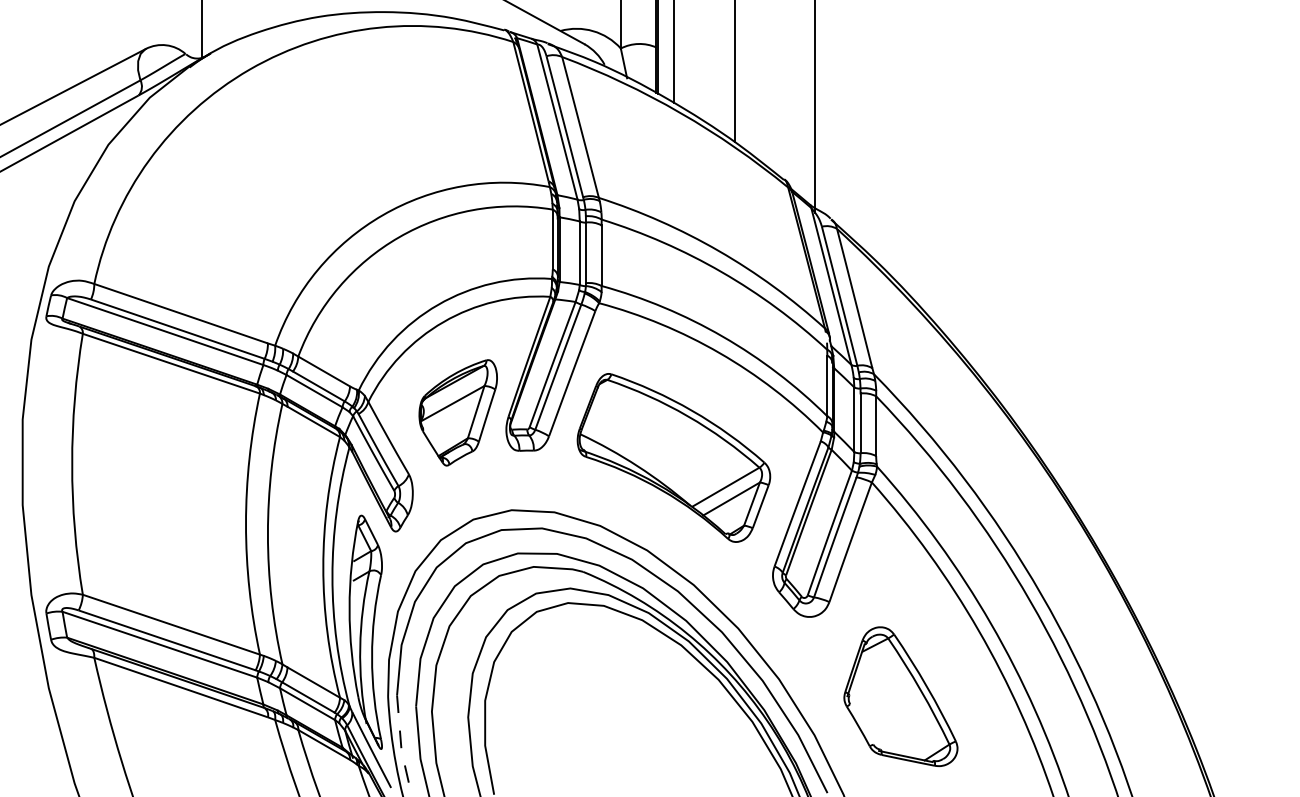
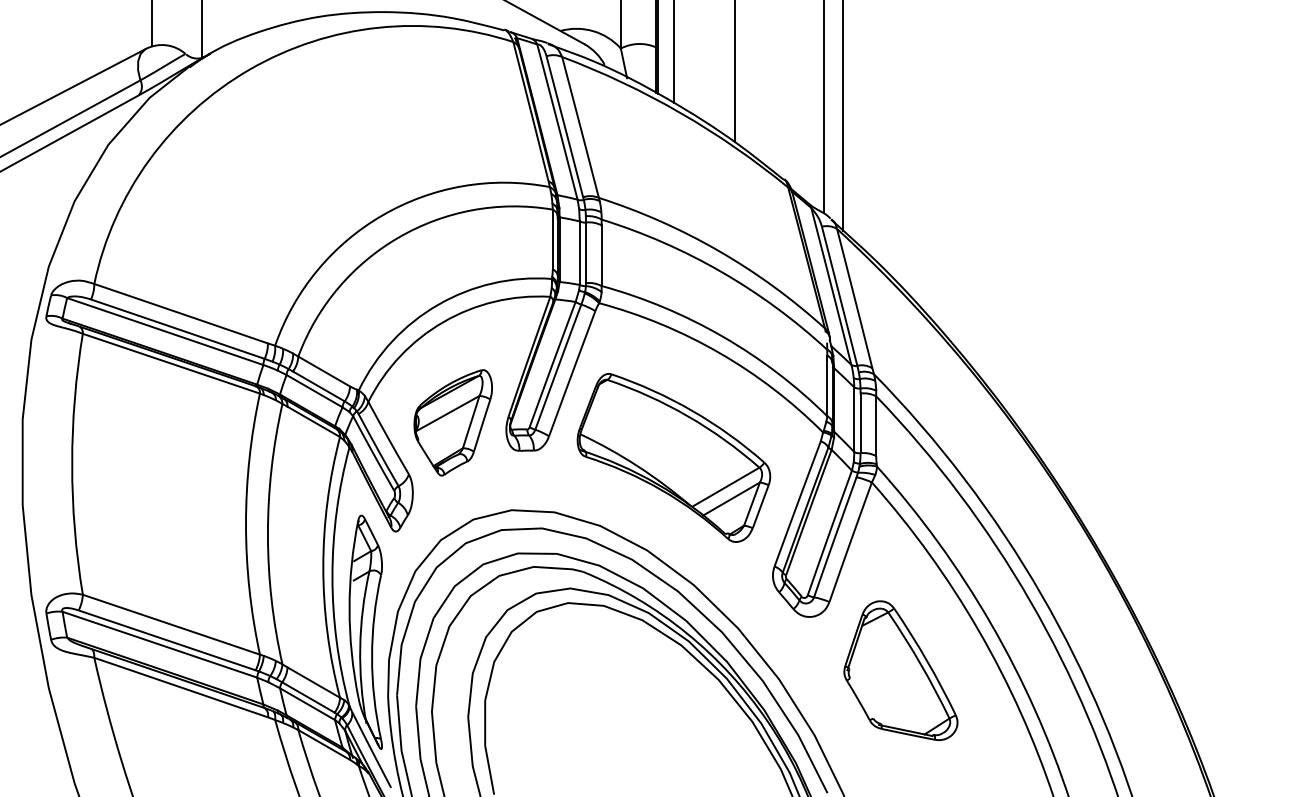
line: none -> present (152, 24)
line position: (814, 107) -> (823, 107) (823, 107)
line: none -> present (843, 116)
part position: (457, 412) -> (452, 422) (452, 422)
part position: (900, 696) -> (900, 670) (900, 670)
line: dashed -> solid (401, 747)
